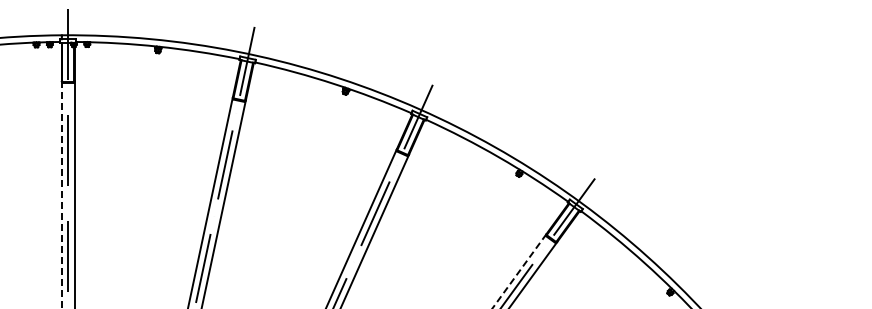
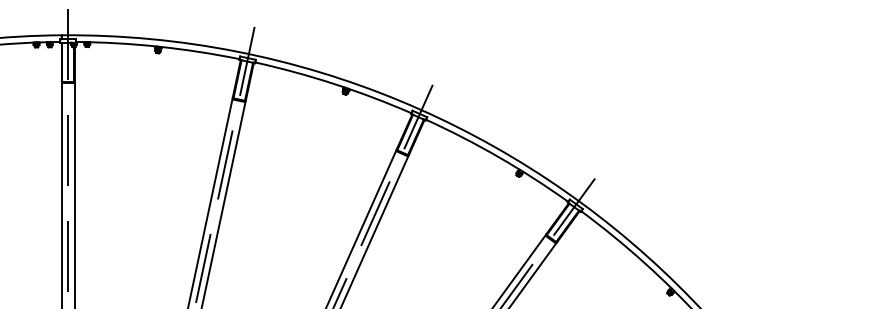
line: dashed -> solid (61, 194)
line: dashed -> solid (519, 271)
